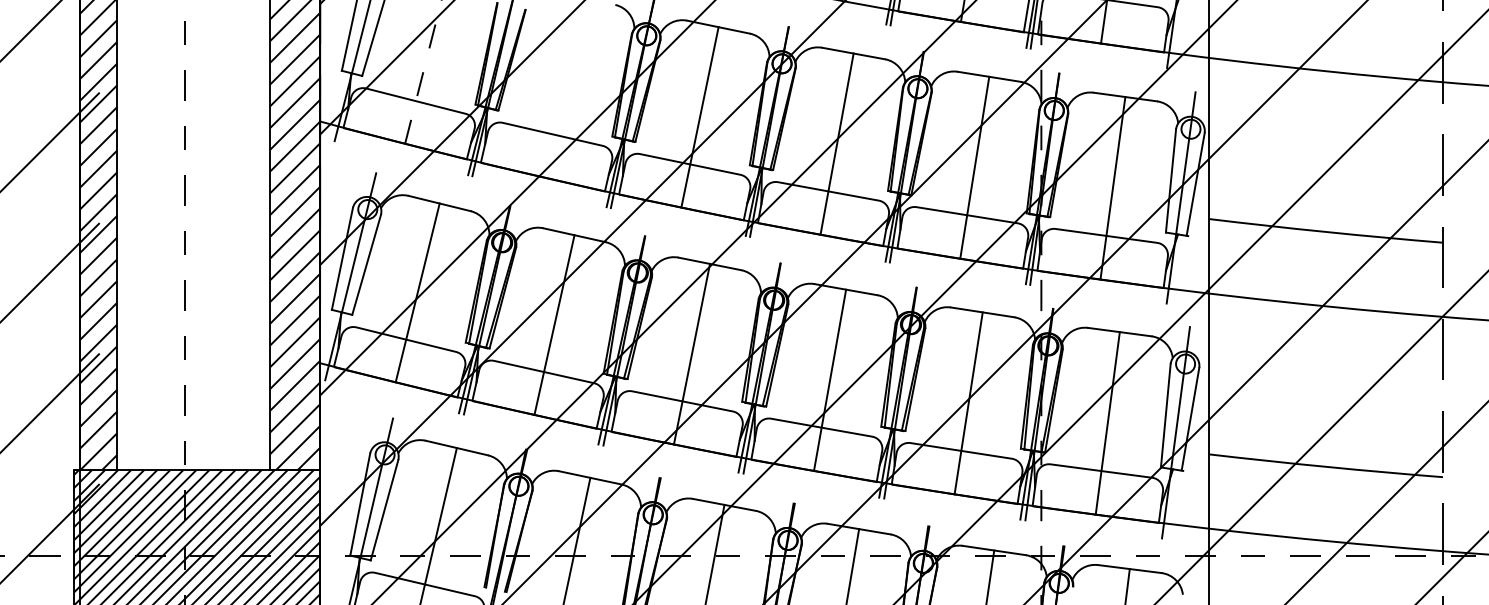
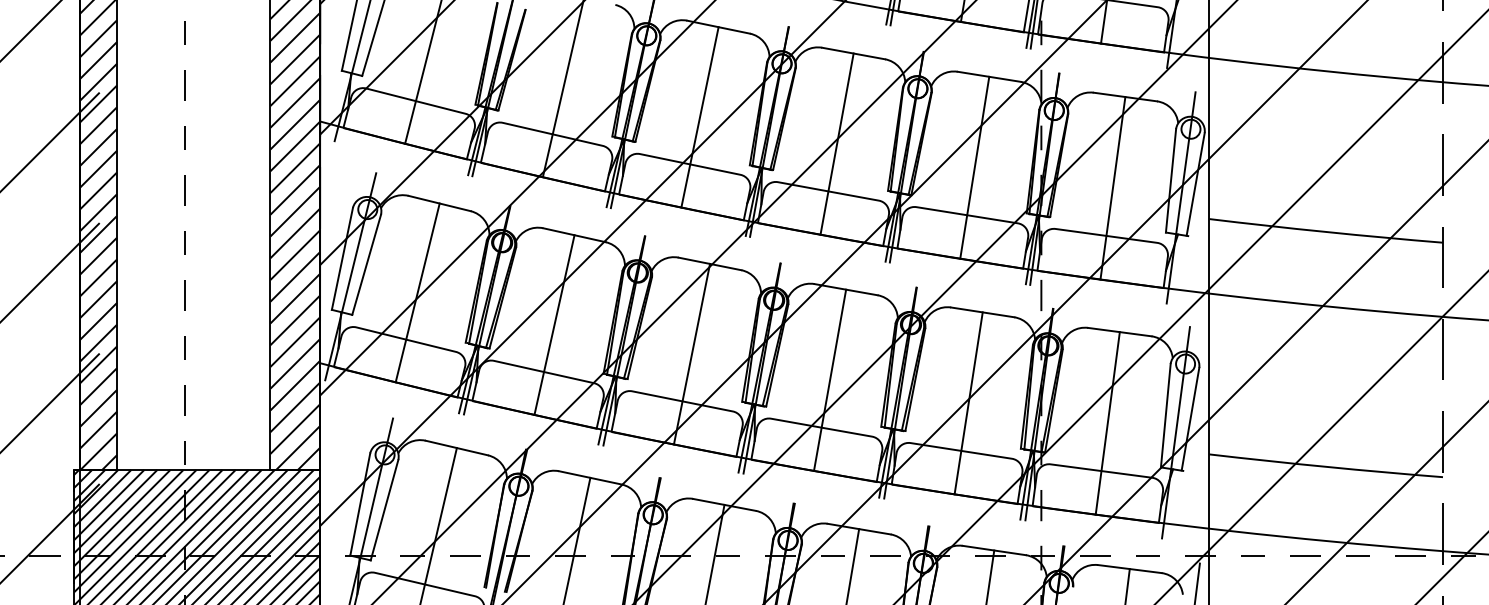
line: dashed -> solid (423, 71)
line: none -> present (562, 89)
line: none -> present (1197, 582)
